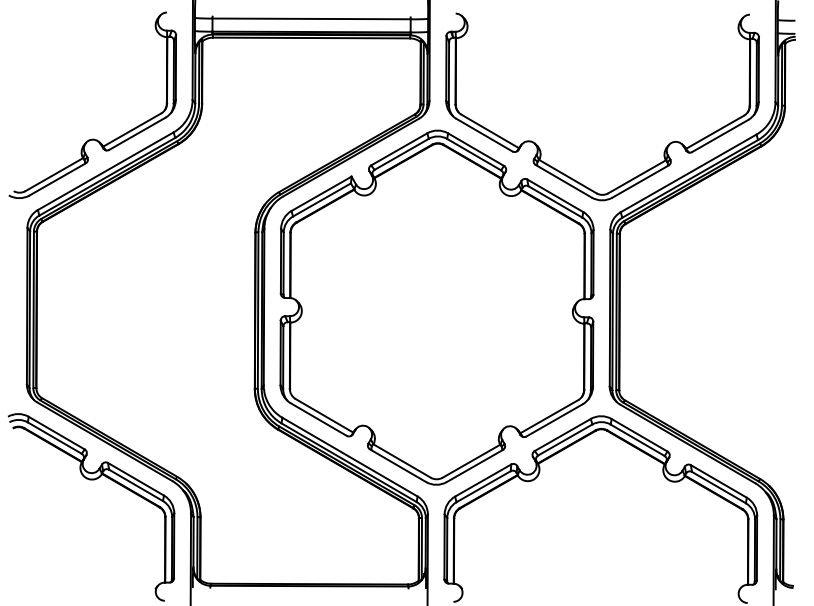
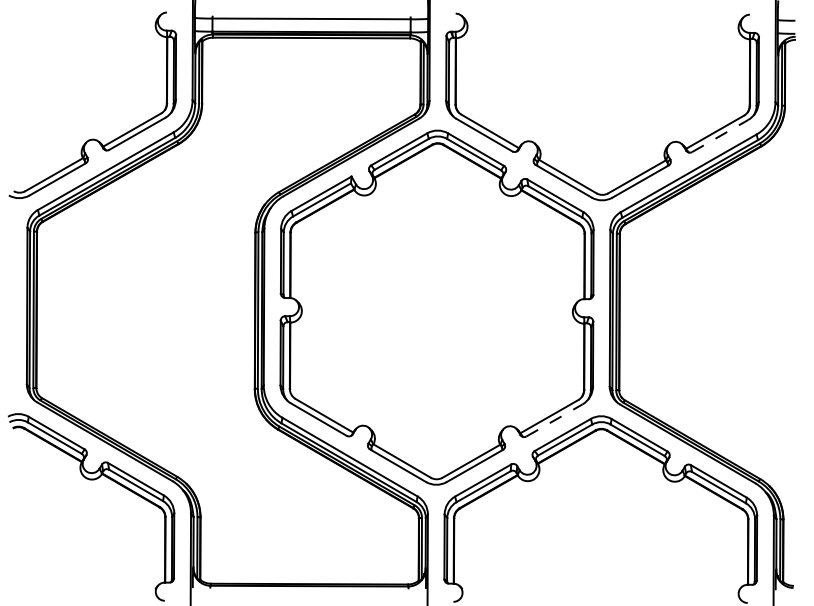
line: solid -> dashed (720, 135)
line: solid -> dashed (554, 420)
